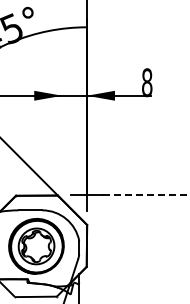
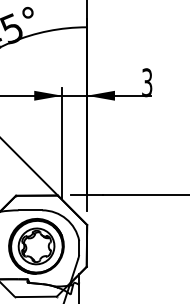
text: 8 -> 3 (147, 82)
line: none -> present (62, 143)
line: dashed -> solid (146, 195)
